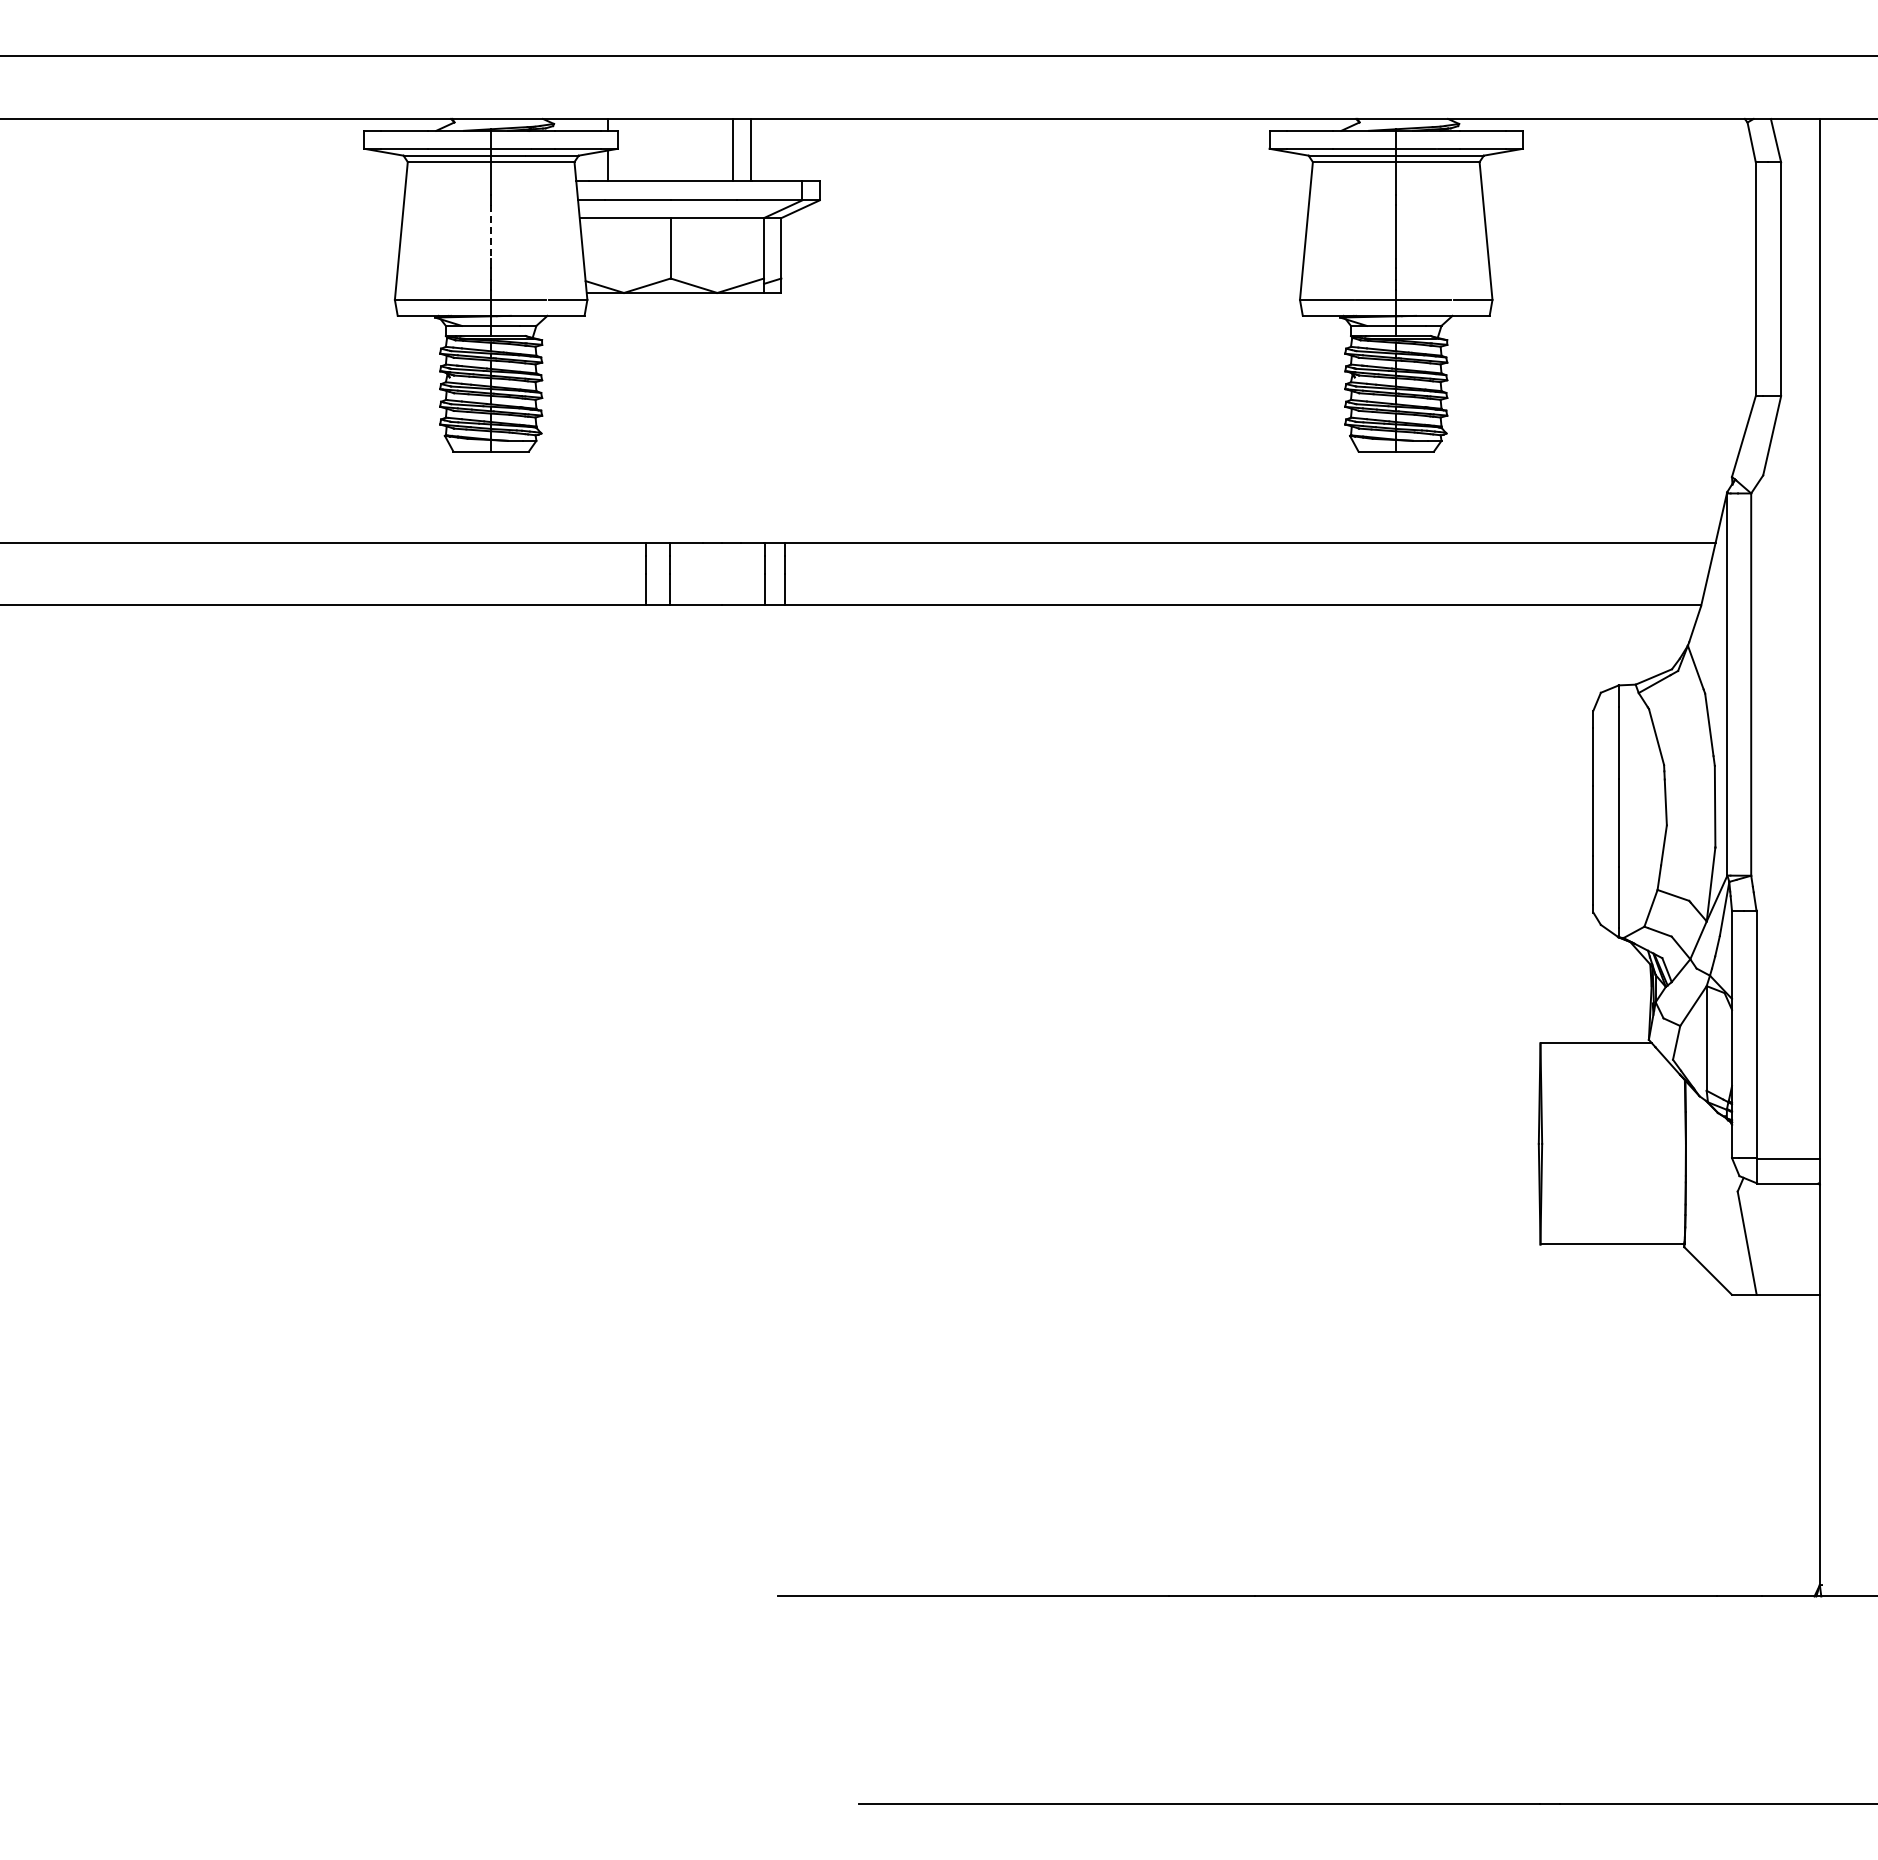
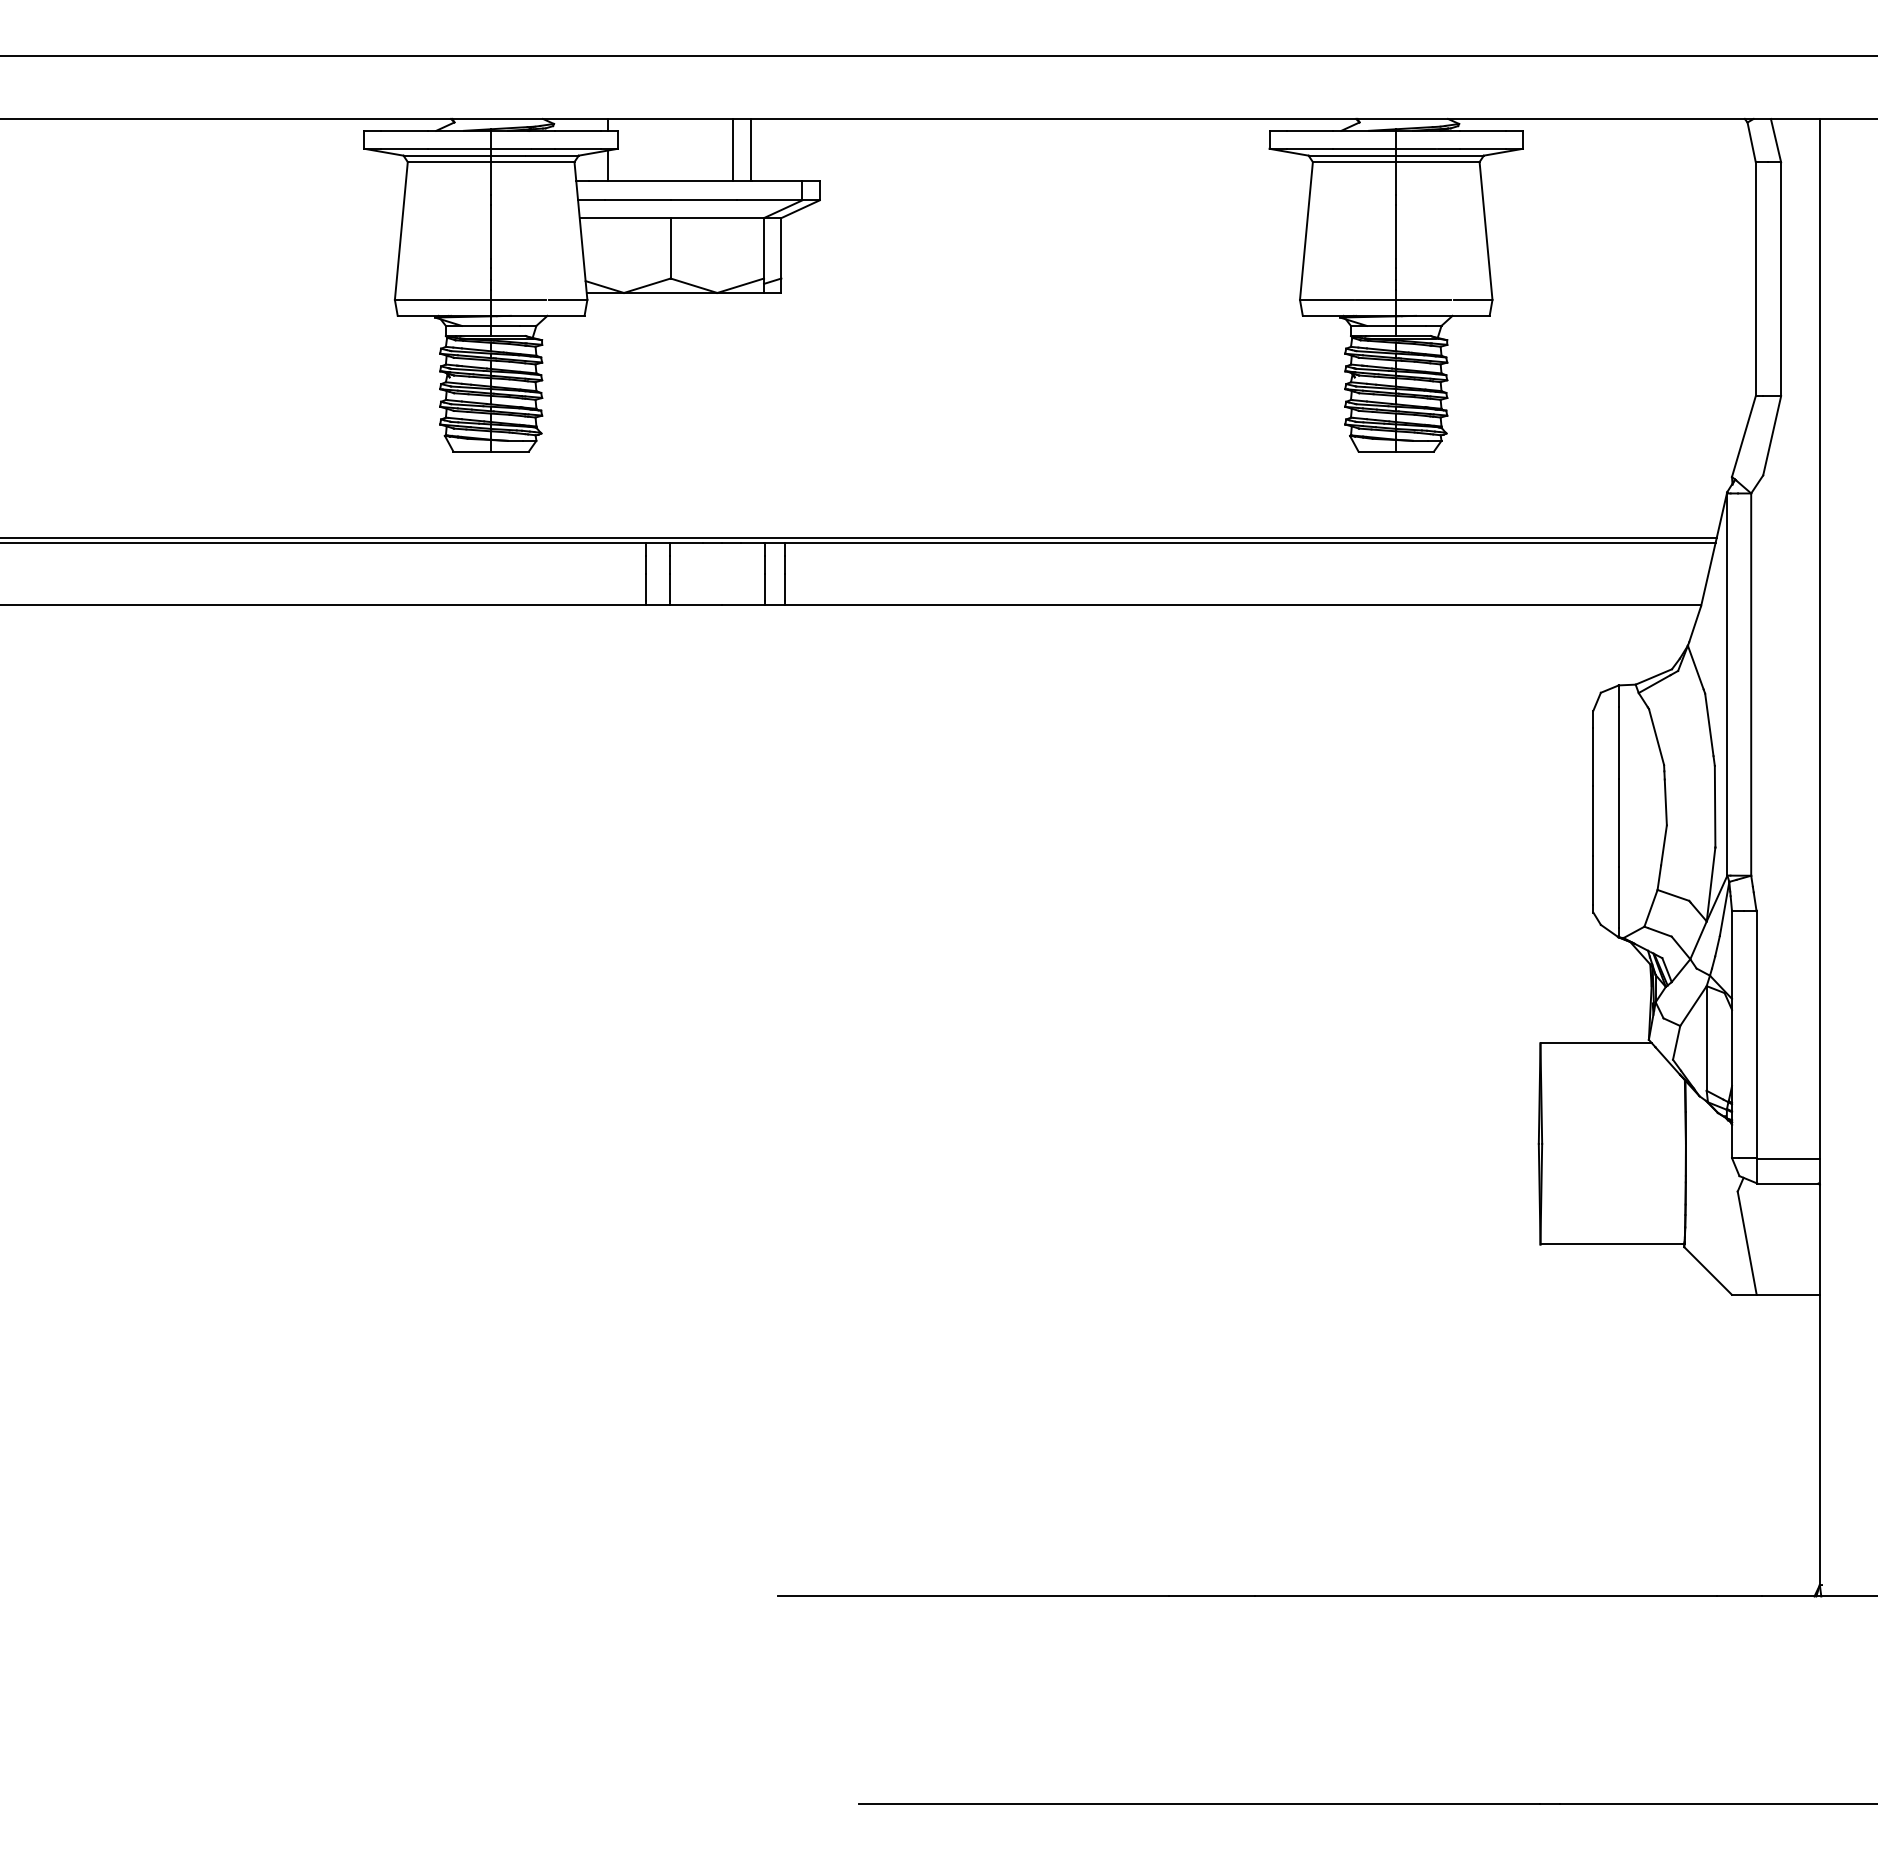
line: dashed -> solid (491, 231)
line: none -> present (859, 538)
